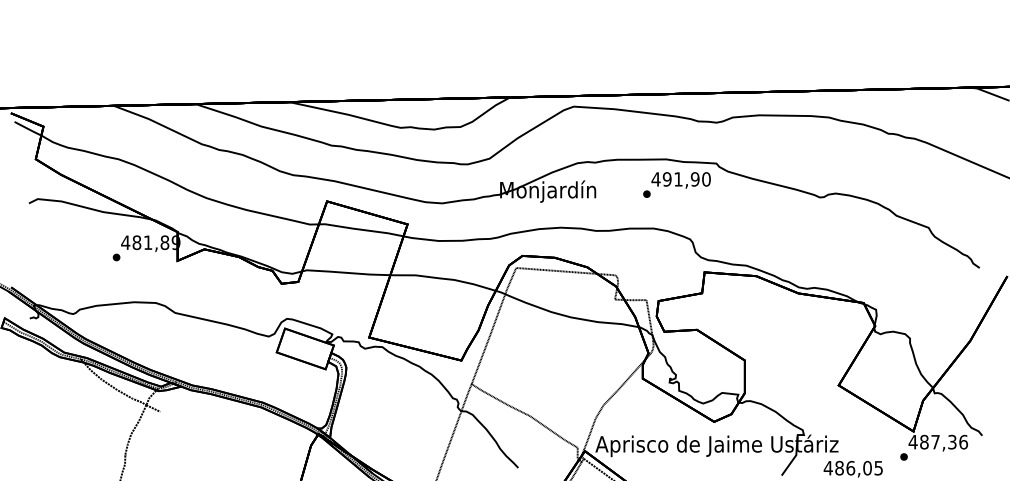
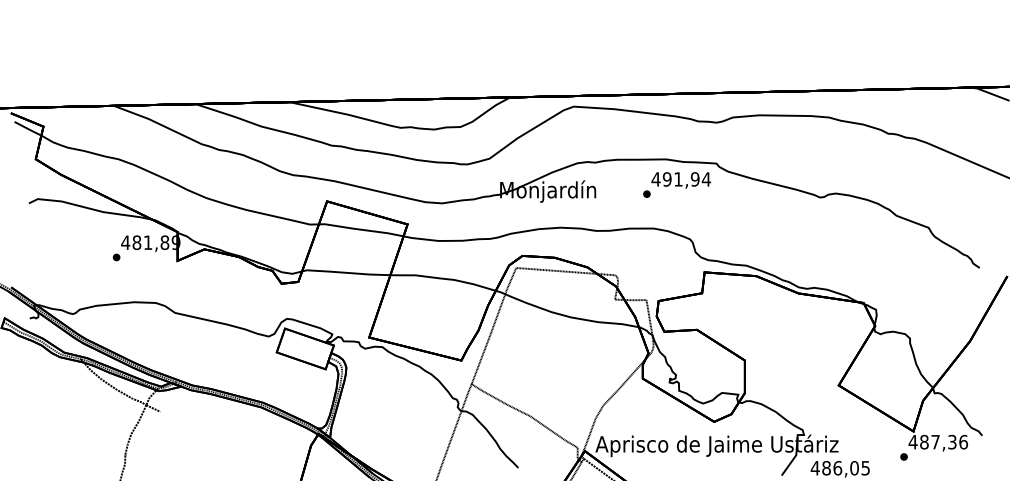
text: 491,90 -> 491,94 (706, 179)
text position: (852, 468) -> (839, 468) (839, 468)
